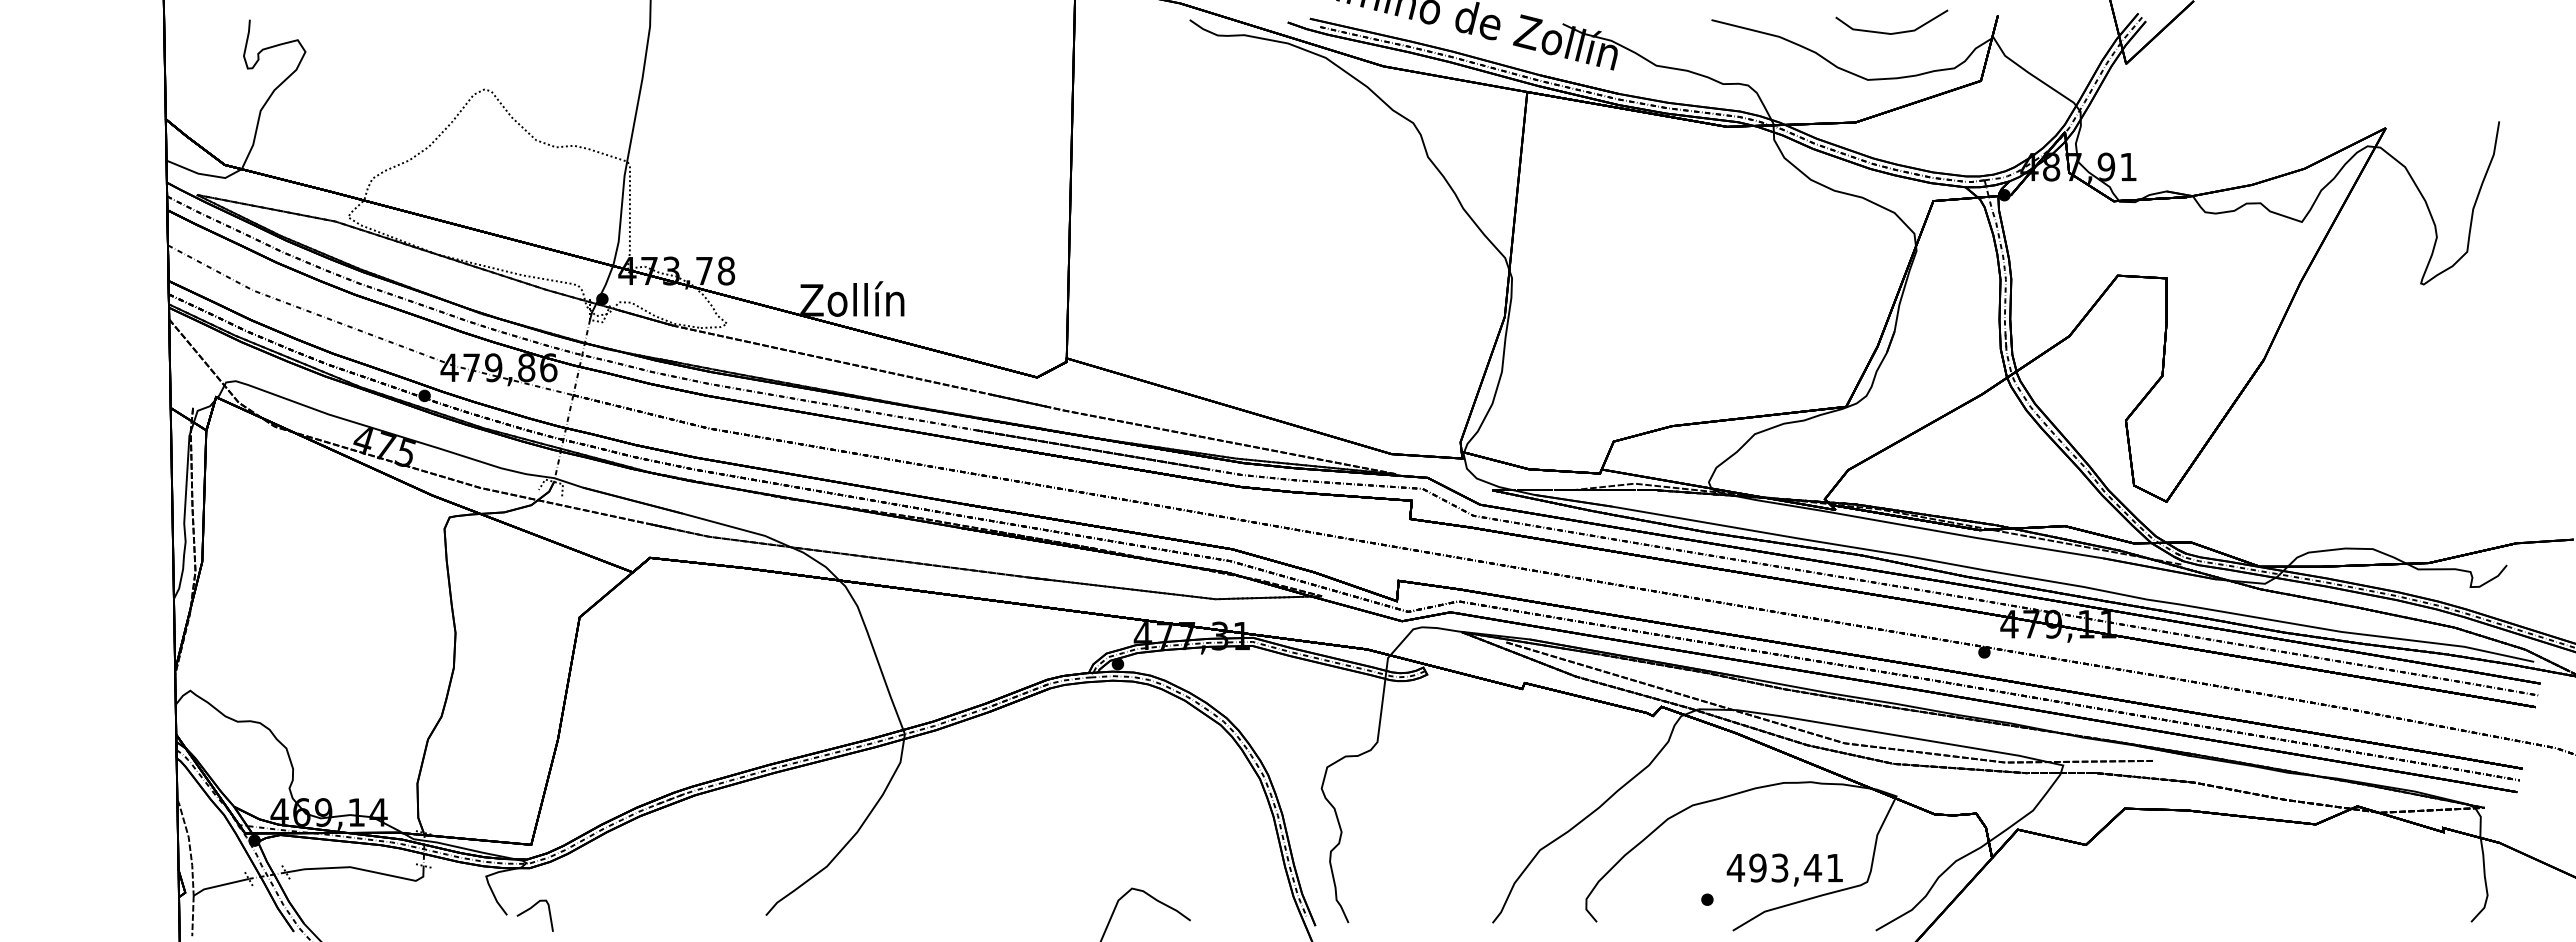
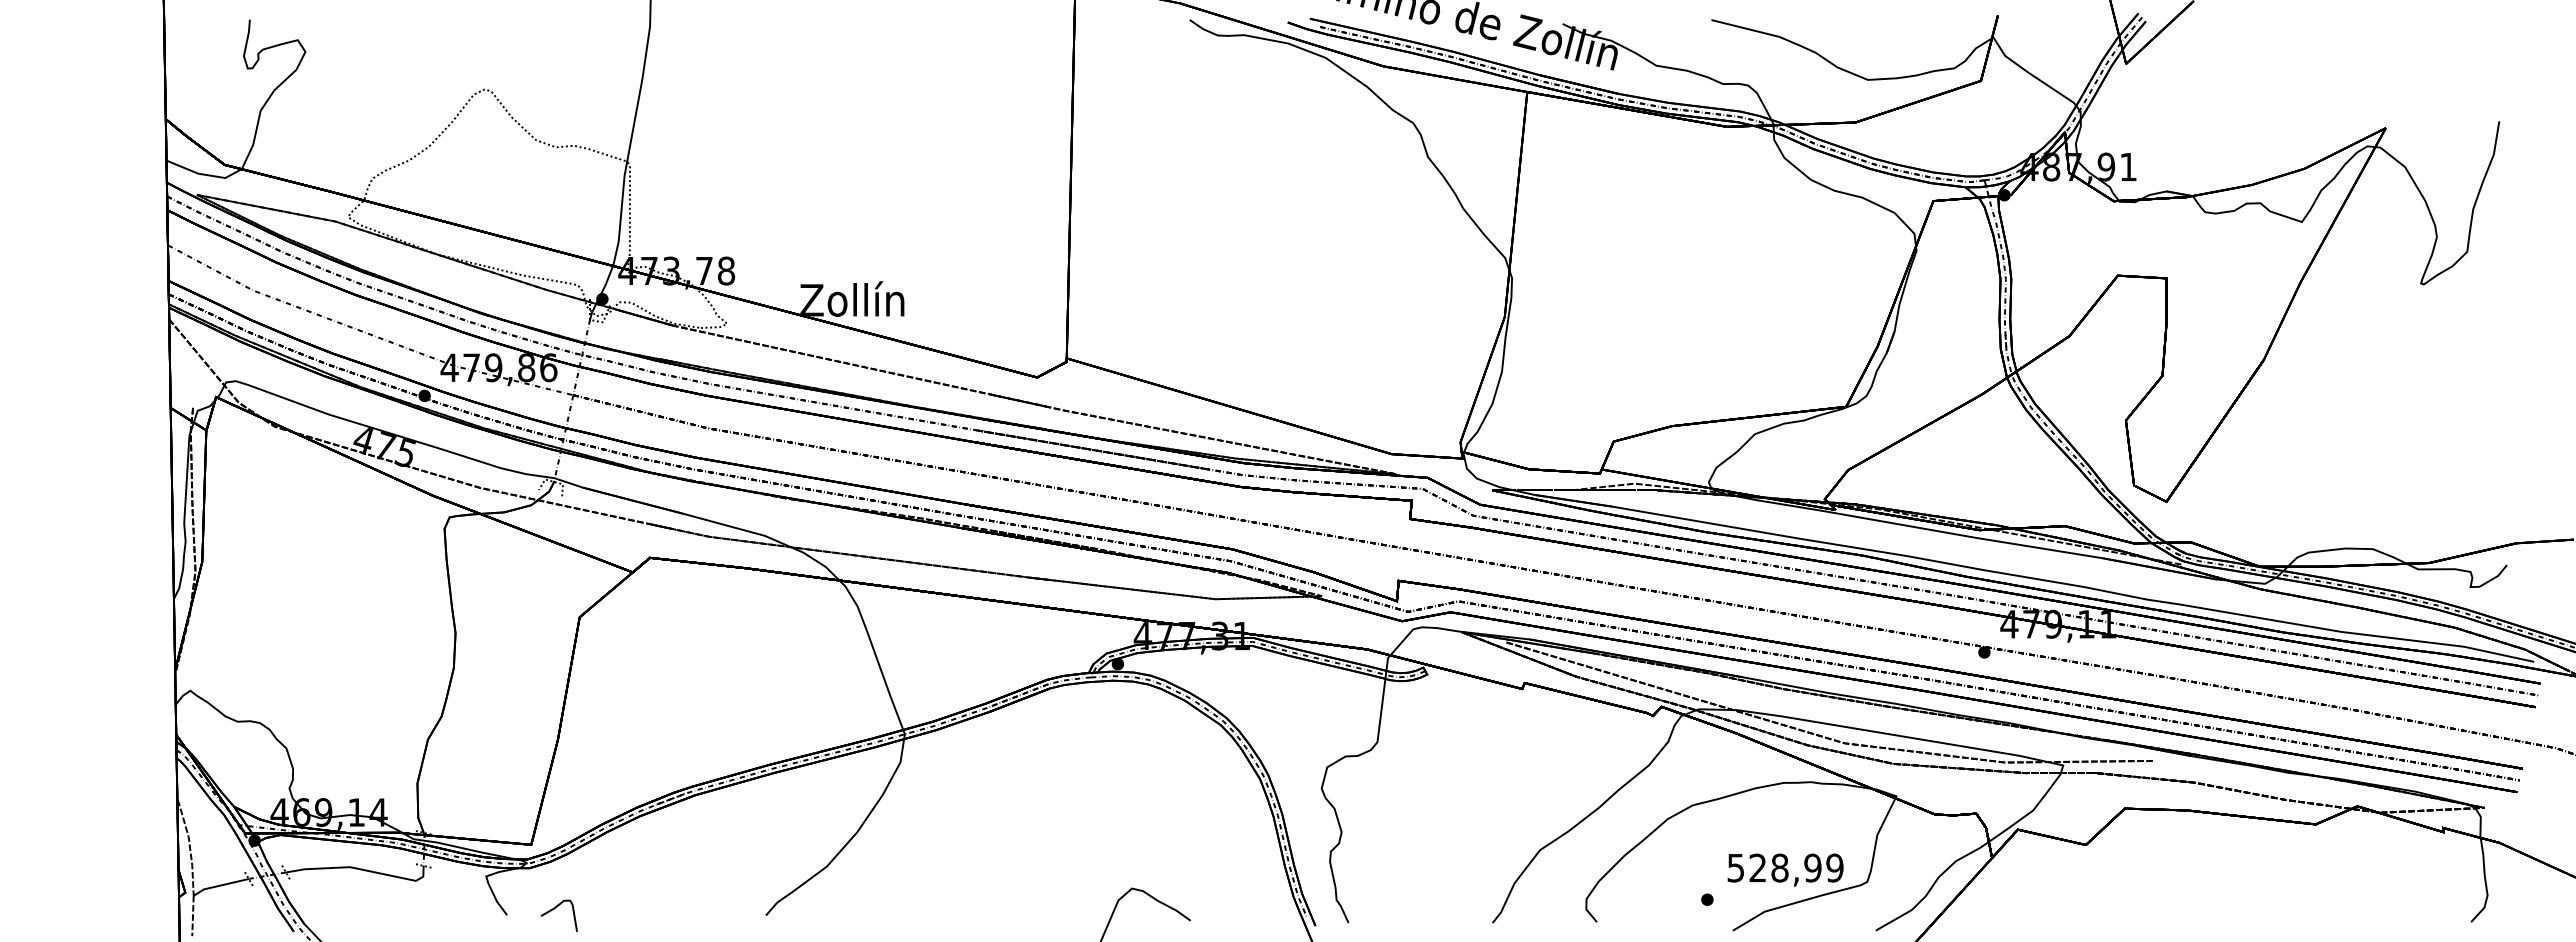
line: present -> none (1892, 32)
text: 493,41 -> 528,99 (1784, 867)
curve position: (530, 909) -> (554, 909) (554, 909)
